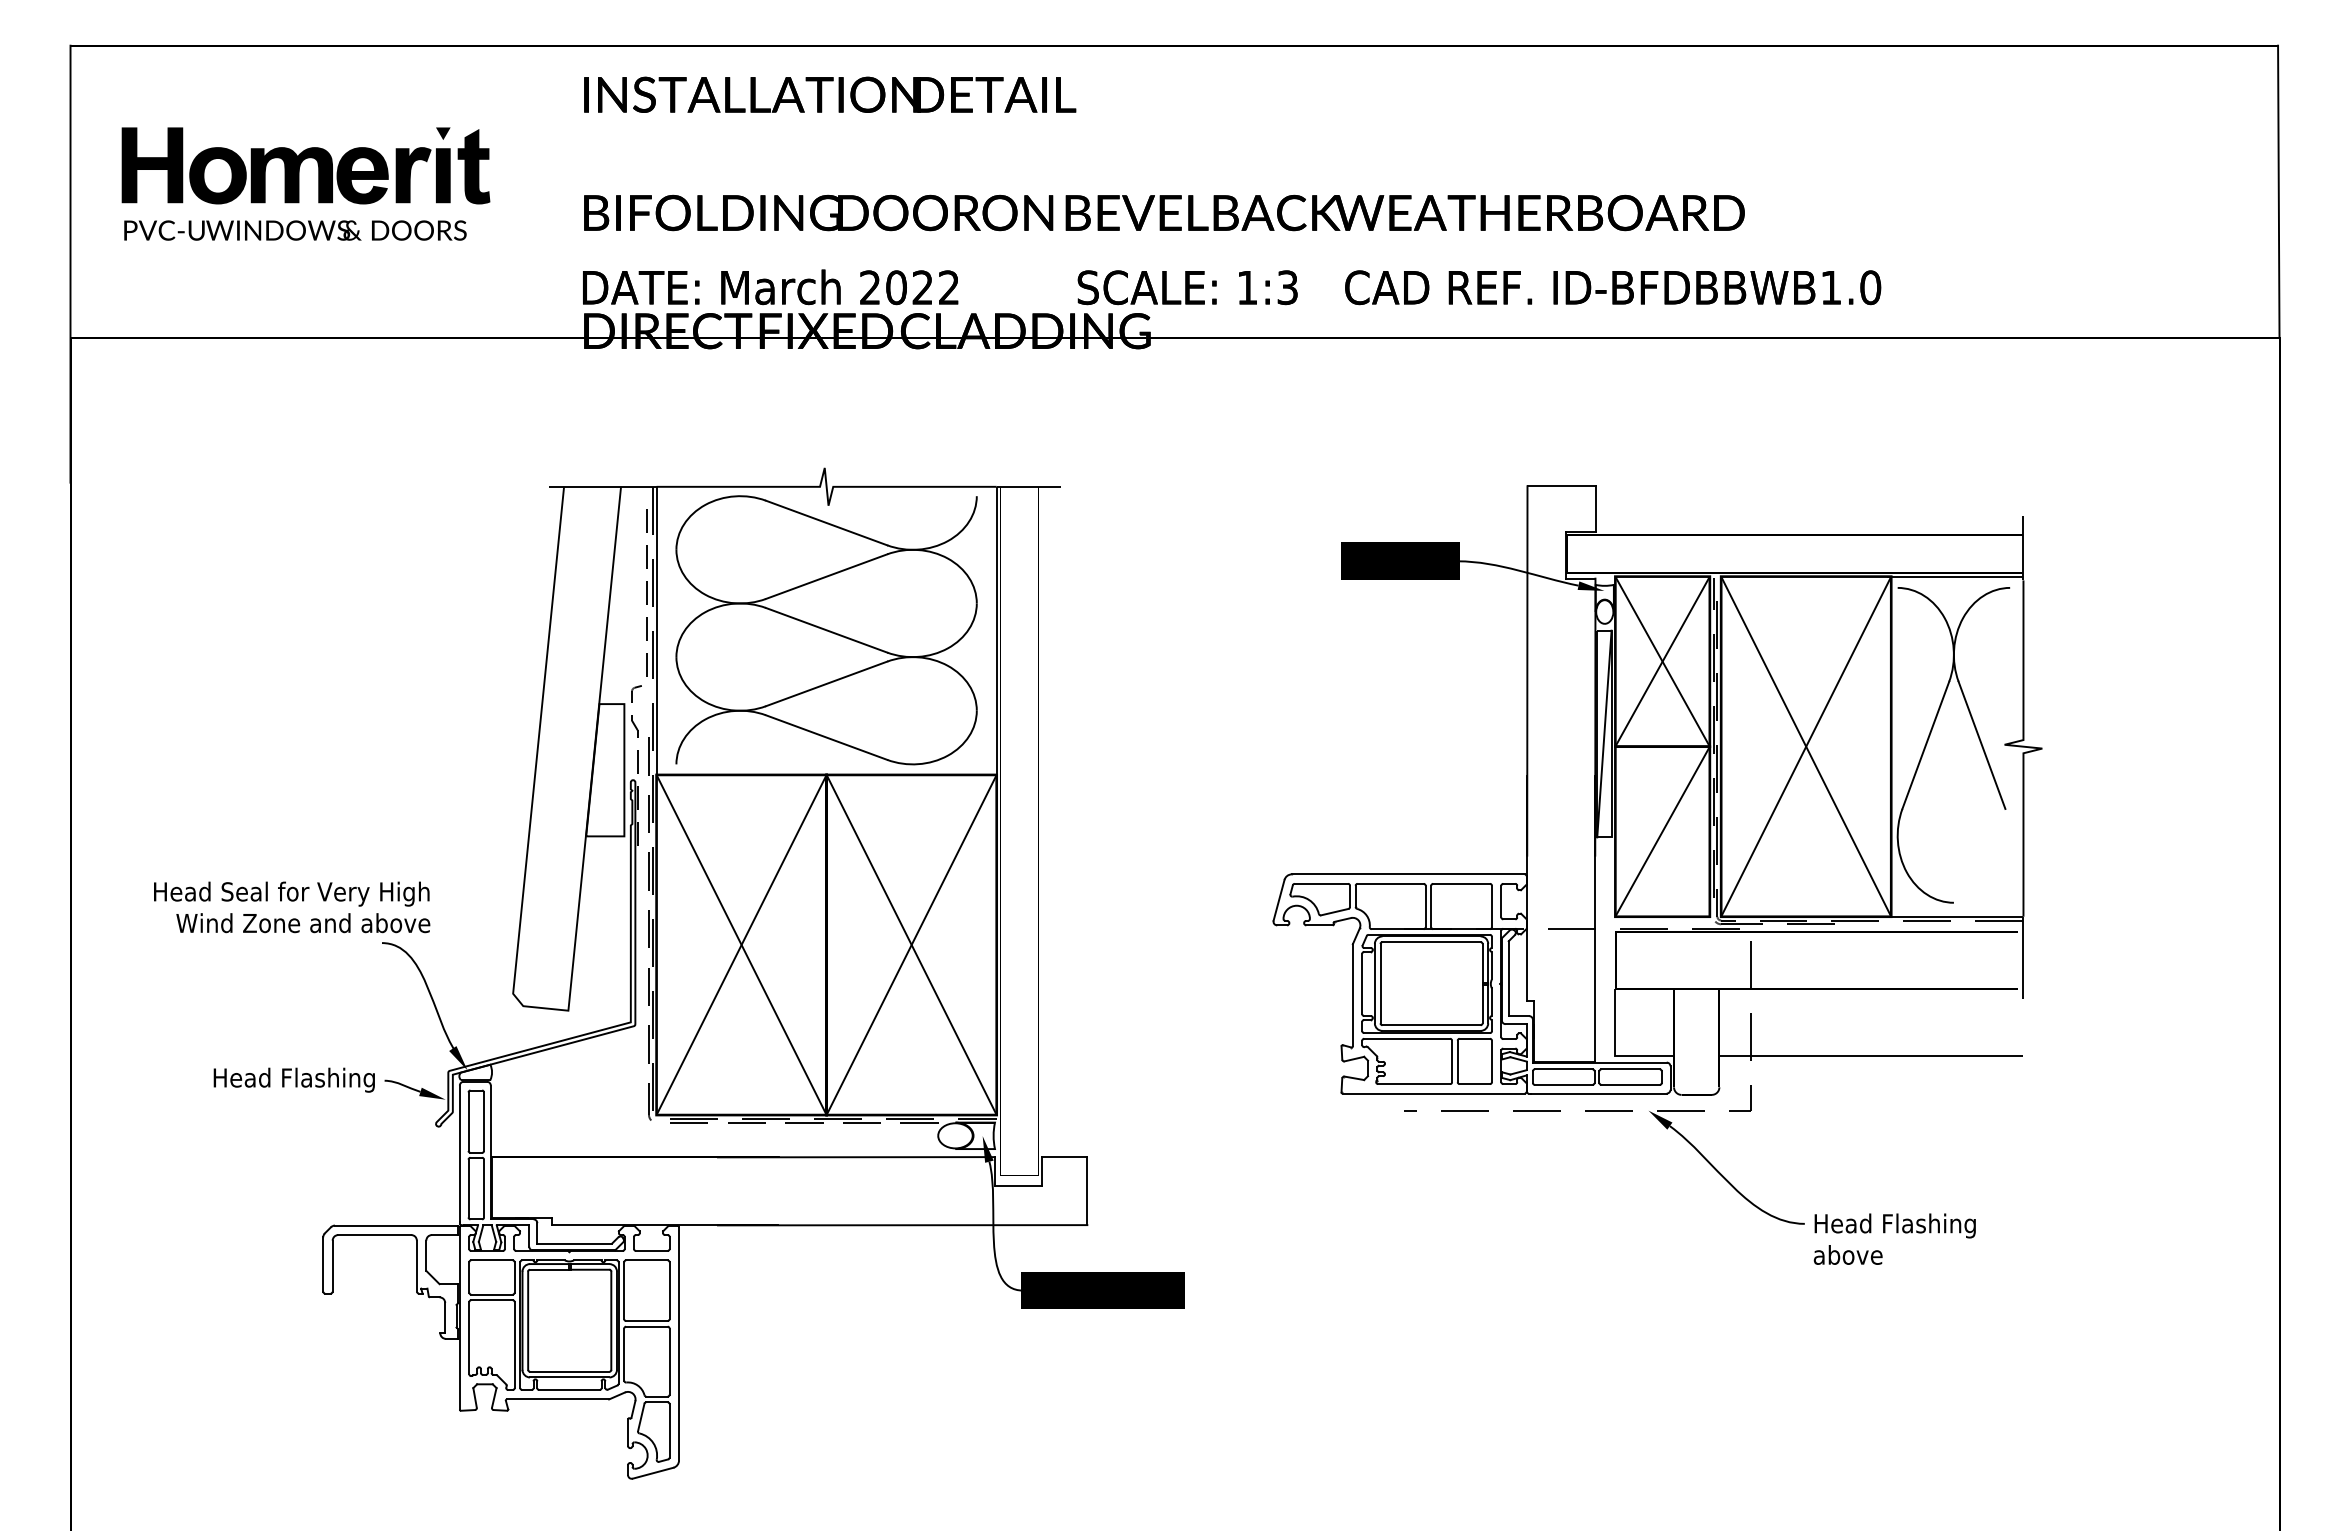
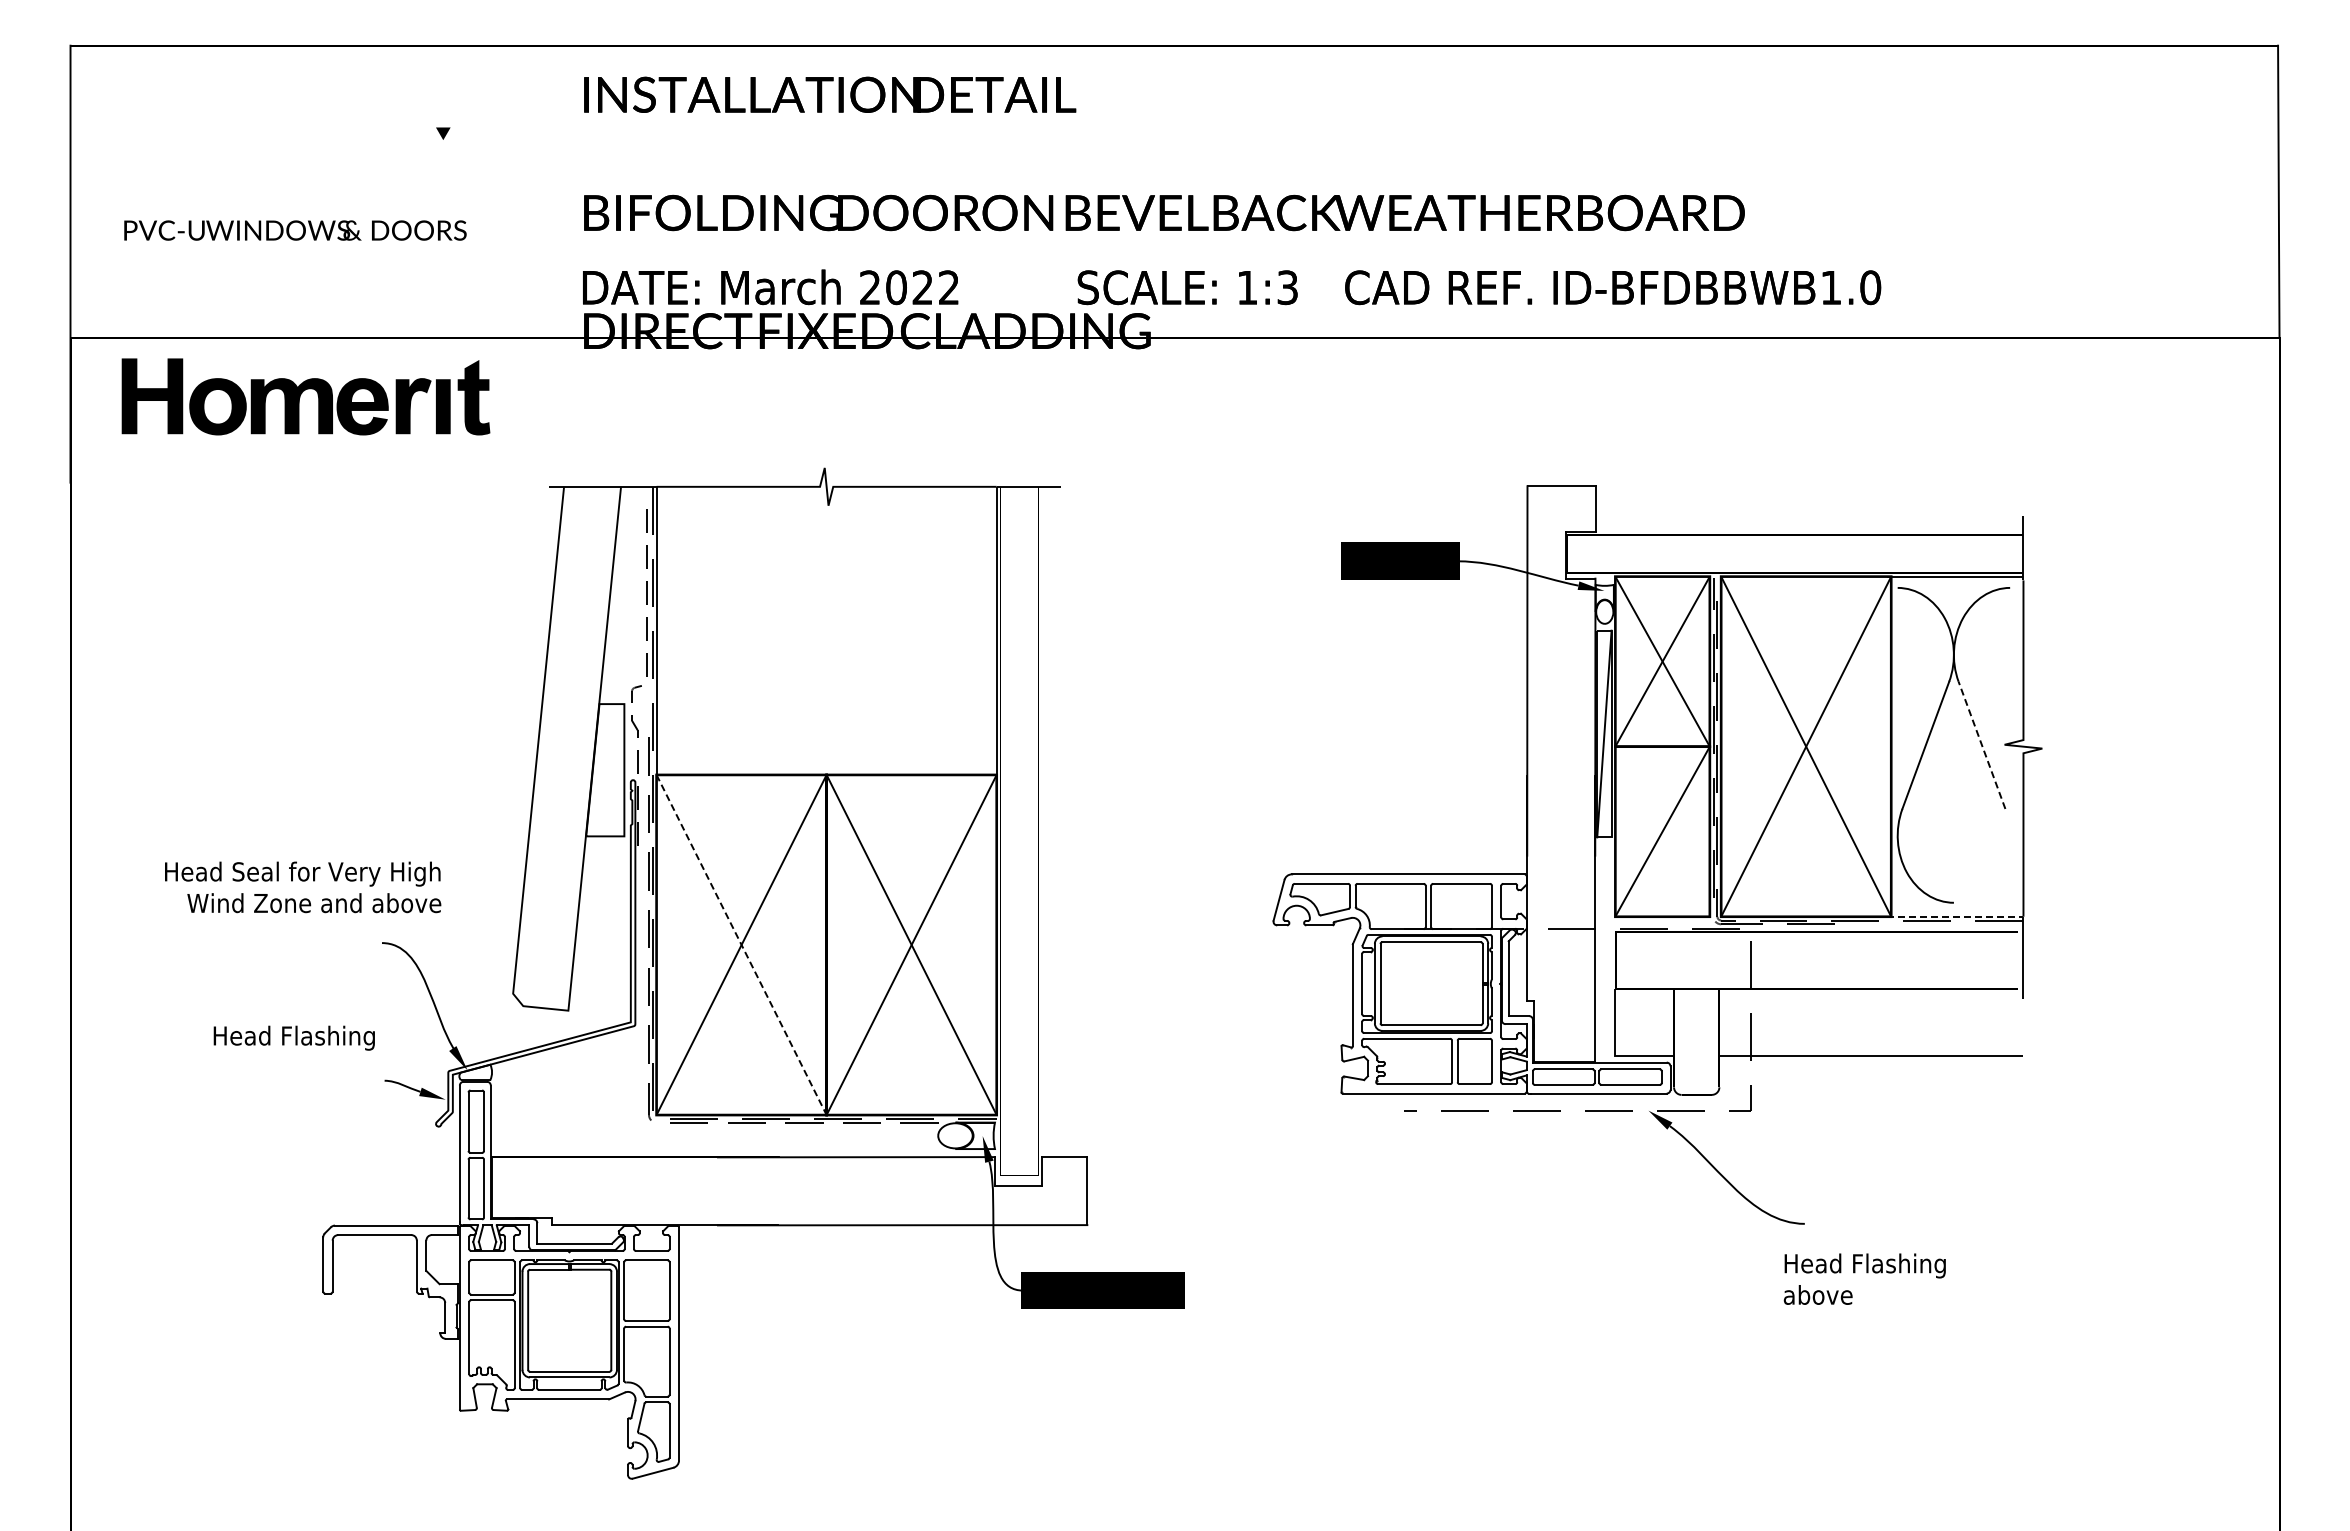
part position: (305, 165) -> (305, 396) (305, 396)
part: present -> none (826, 630)
line: solid -> dashed (1982, 745)
text position: (292, 907) -> (303, 887) (303, 887)
line: solid -> dashed (1955, 916)
line: solid -> dashed (741, 945)
text position: (293, 1079) -> (293, 1037) (293, 1037)
text position: (1894, 1238) -> (1864, 1278) (1864, 1278)
